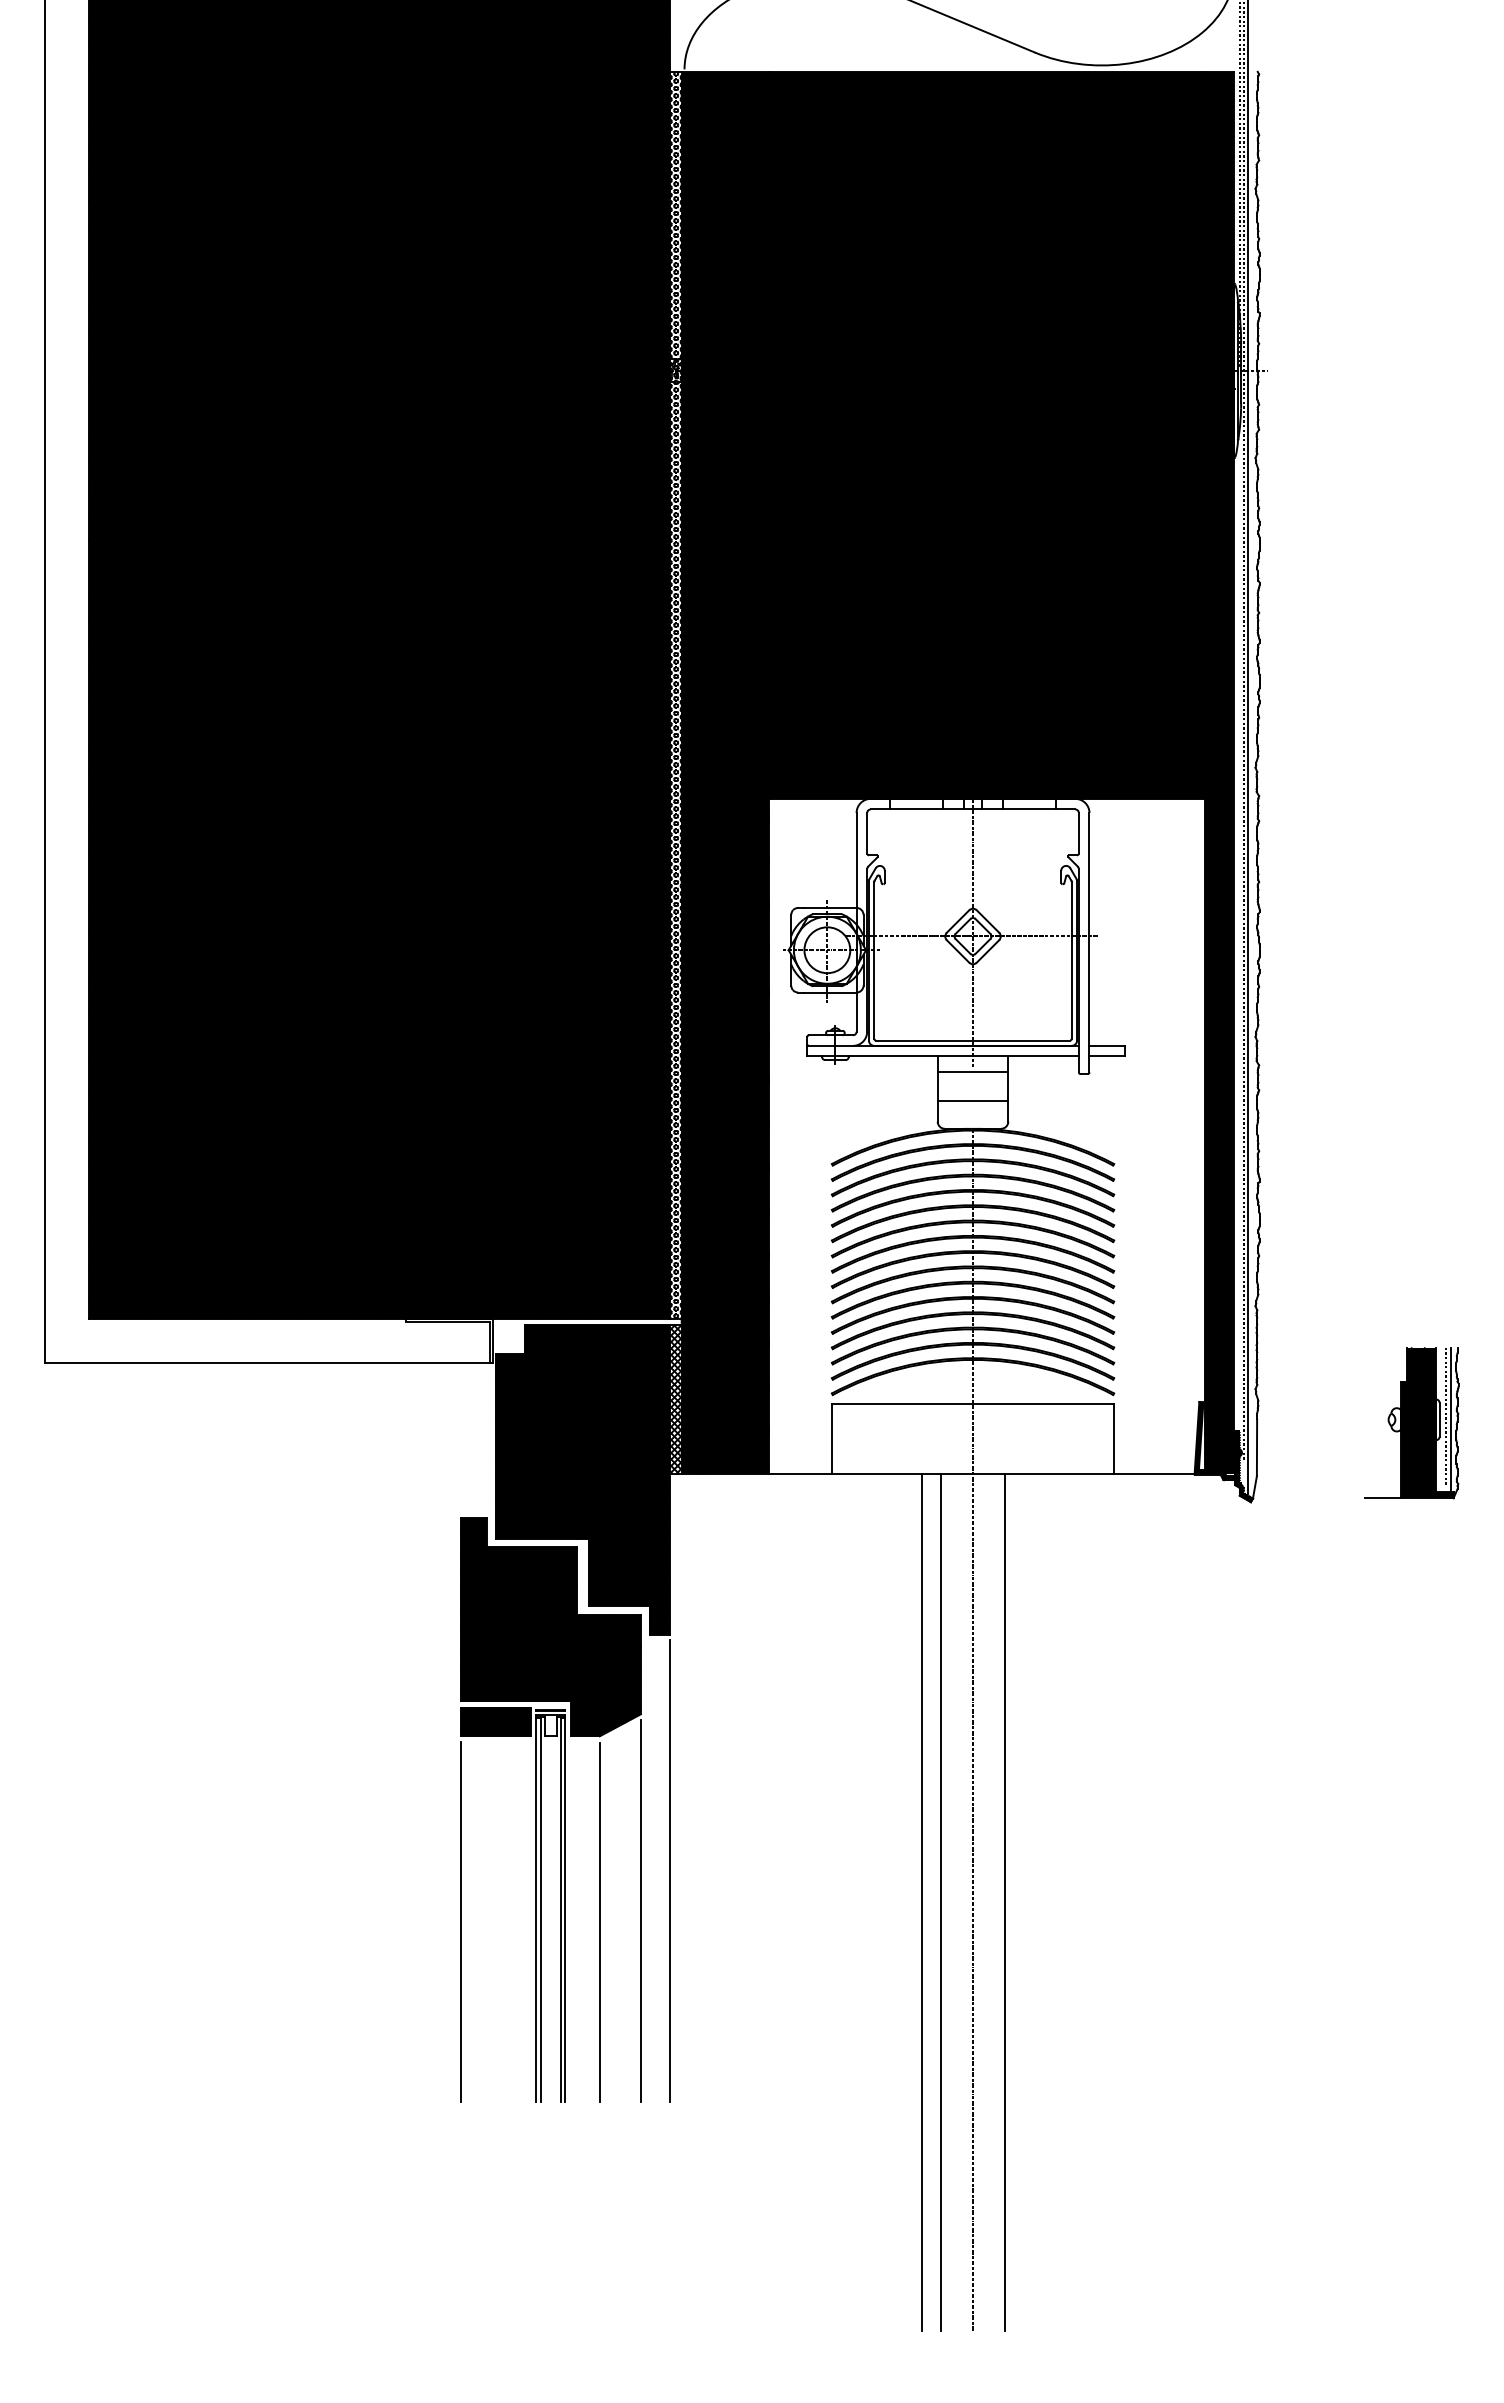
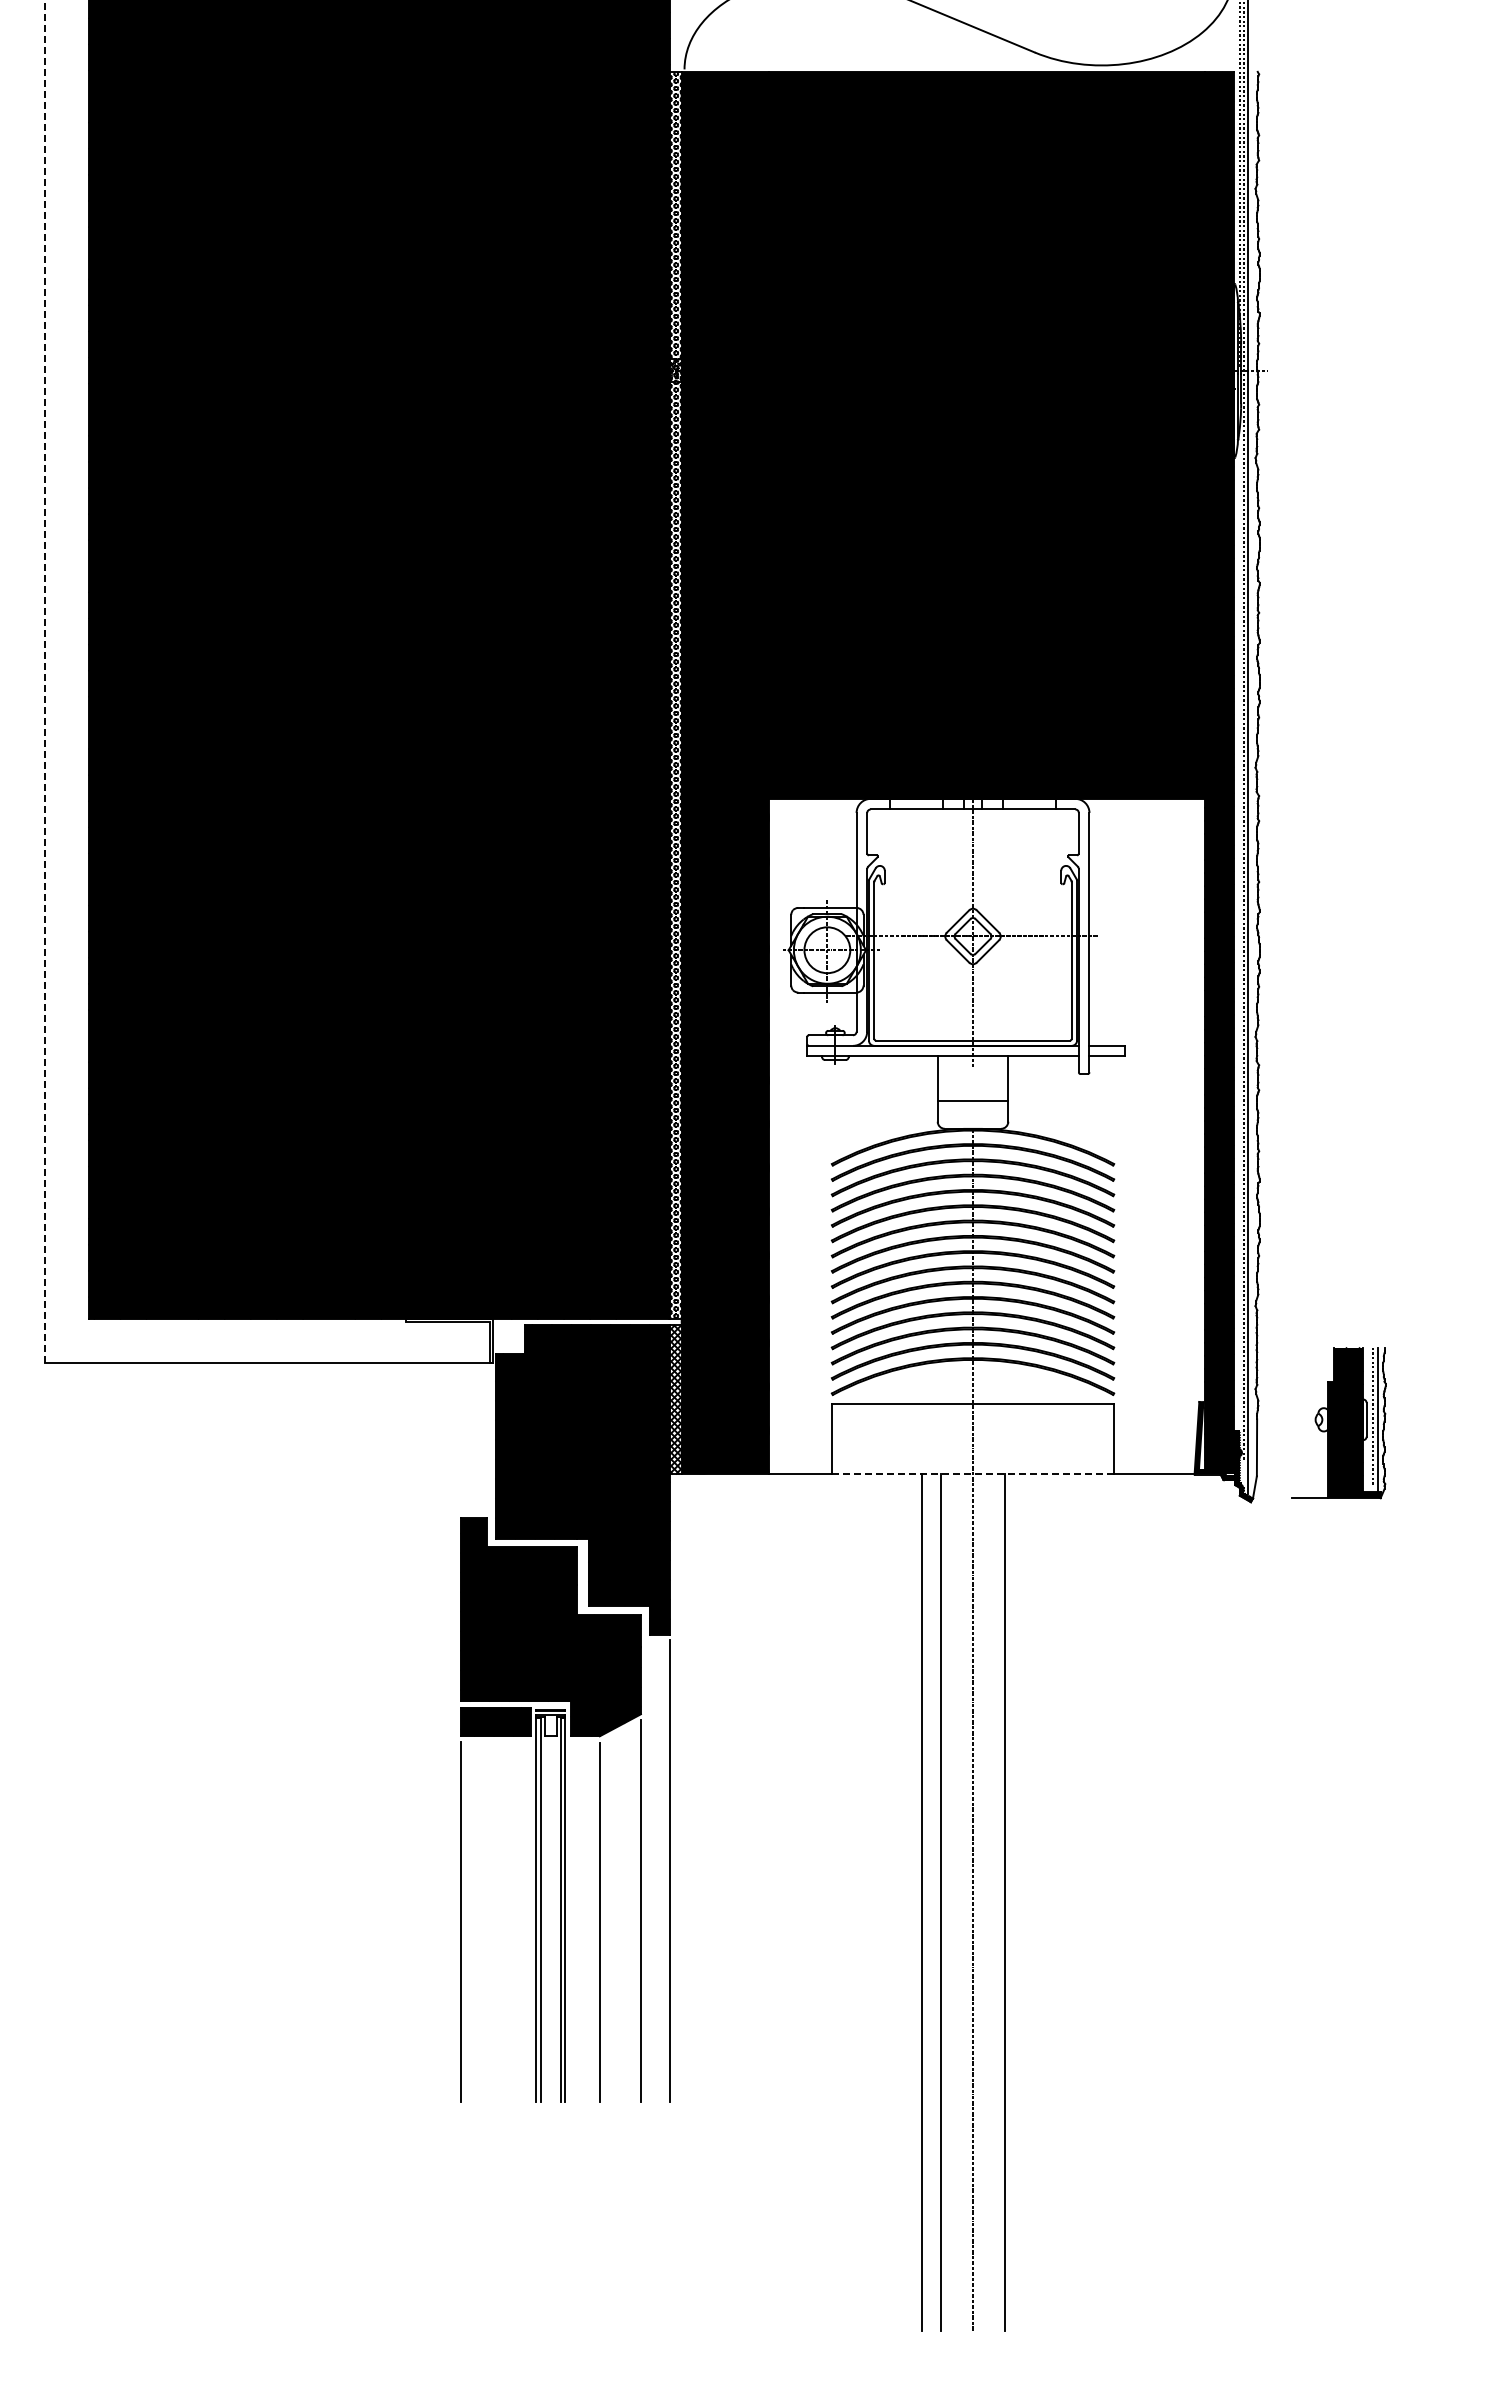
line: solid -> dashed (45, 681)
line: present -> none (972, 1072)
part position: (1411, 1423) -> (1338, 1423) (1338, 1423)
line: solid -> dashed (972, 1474)
